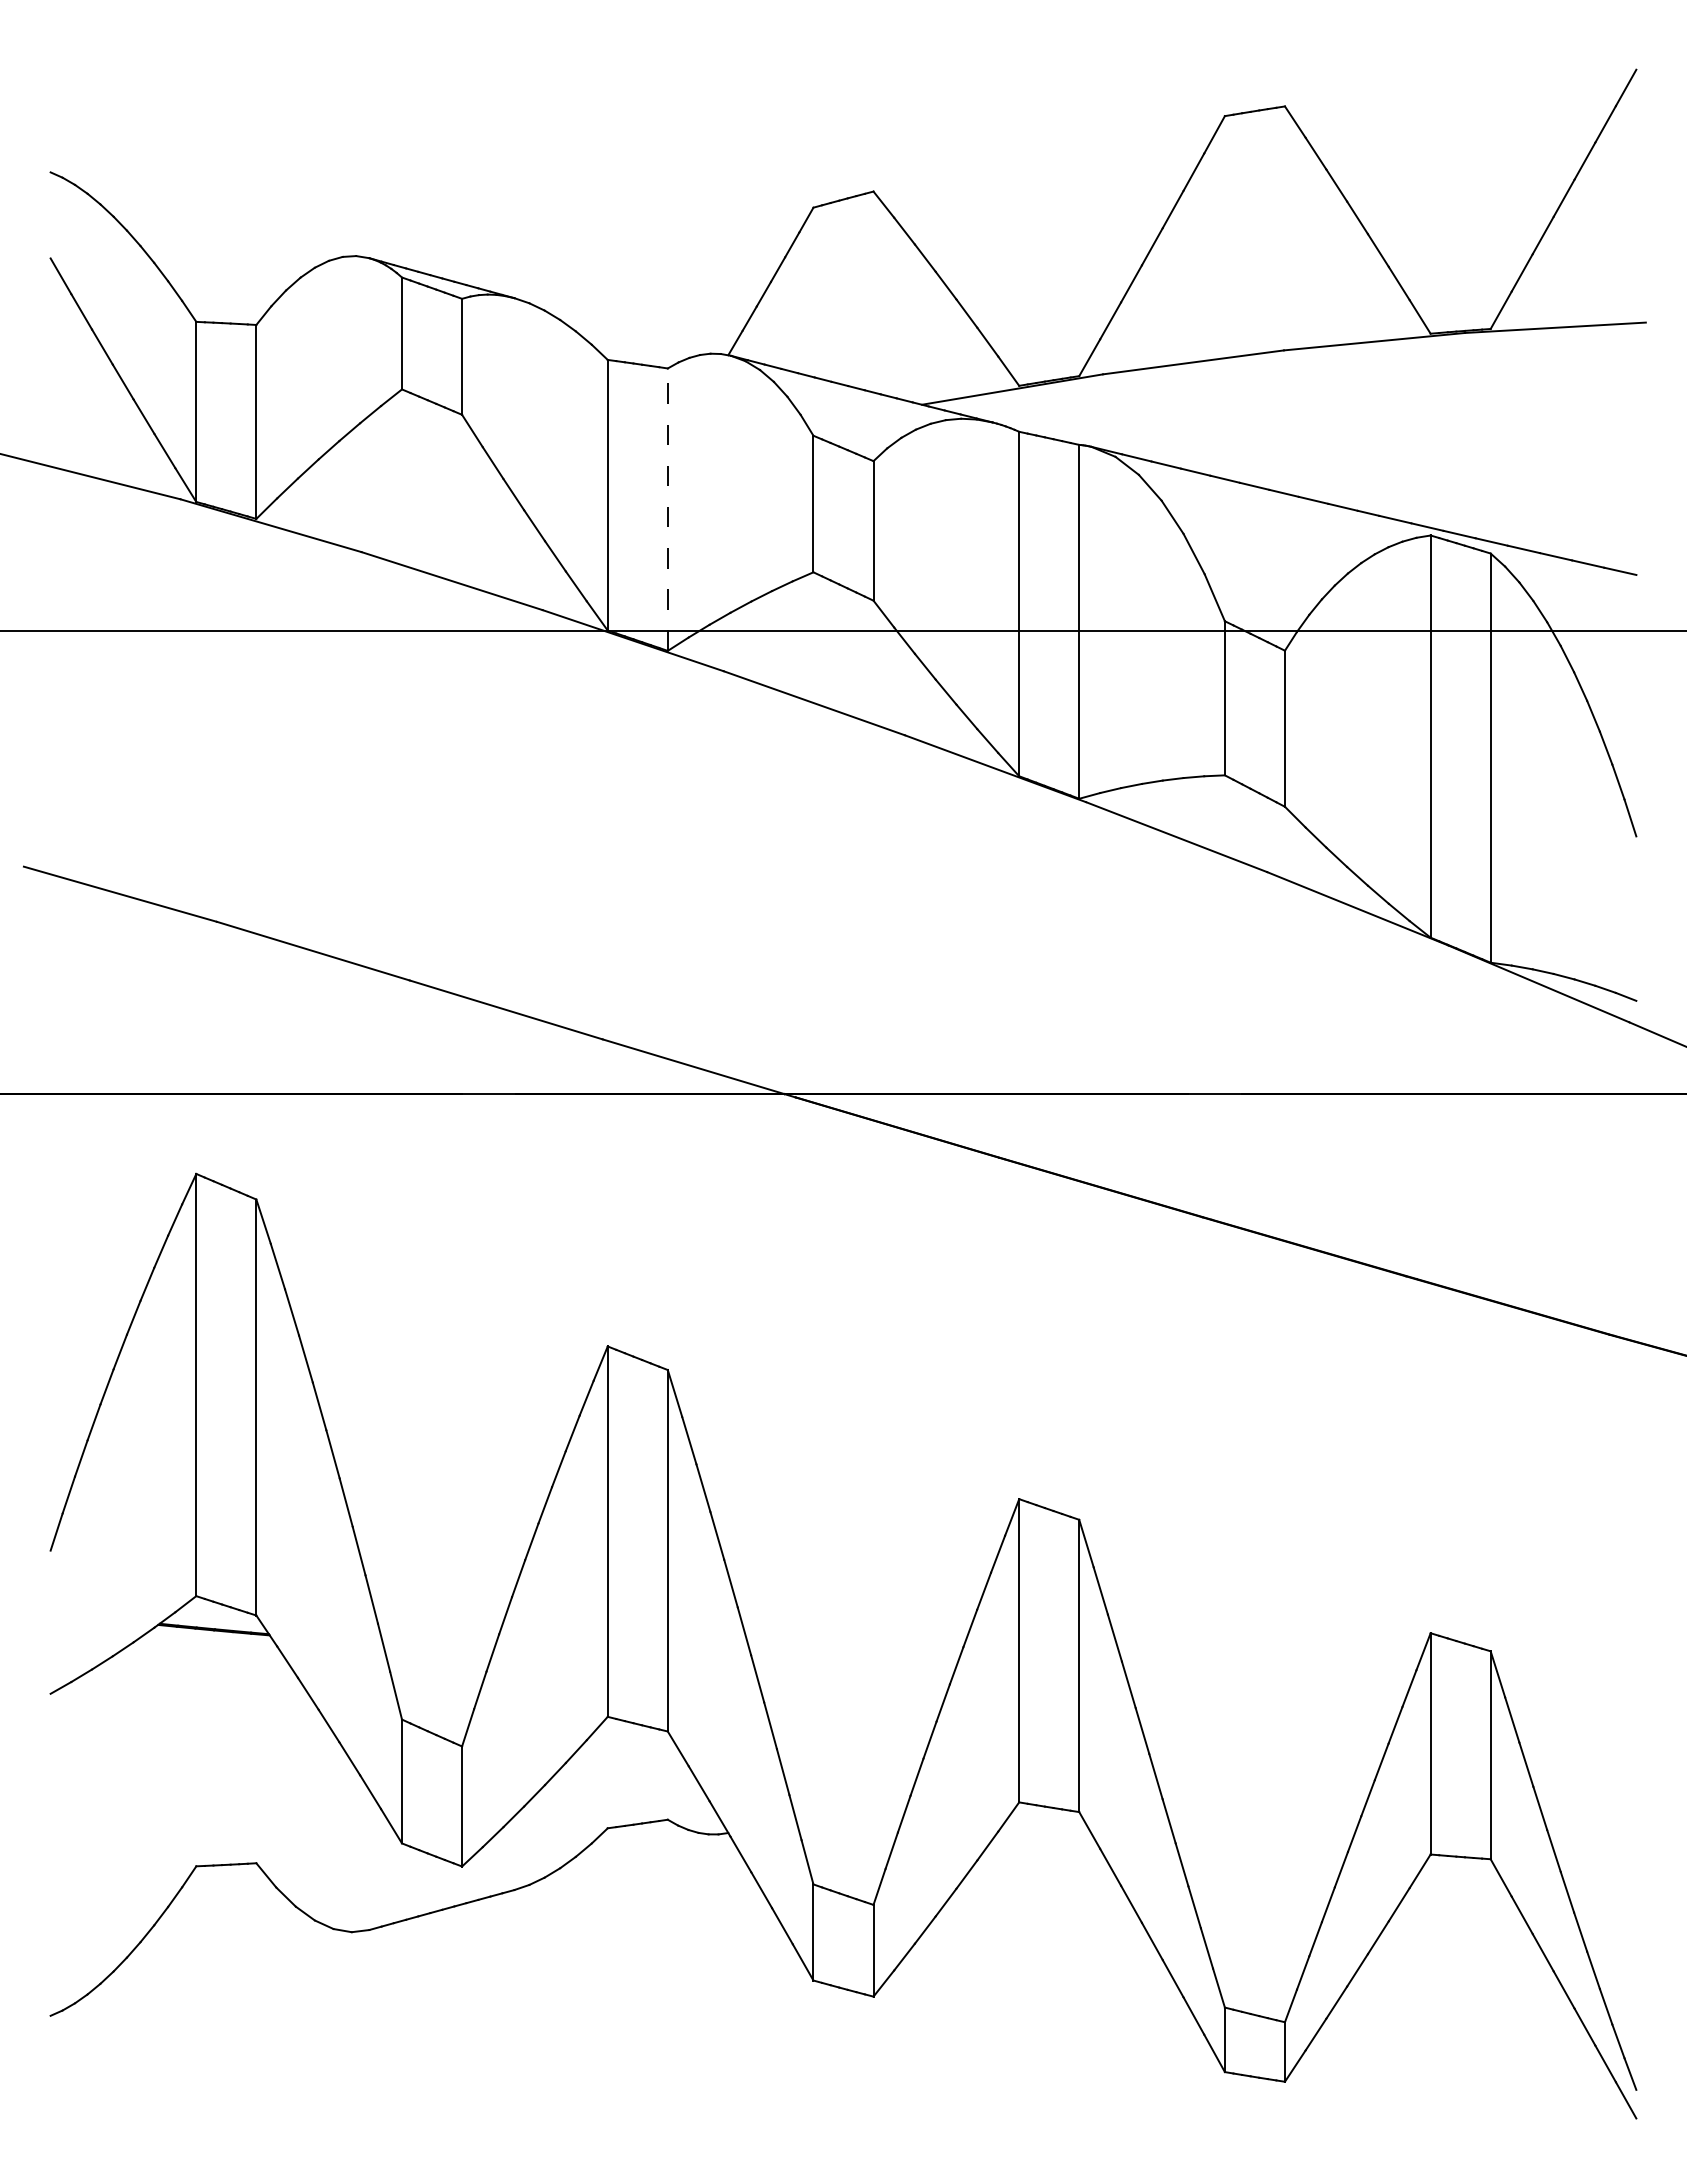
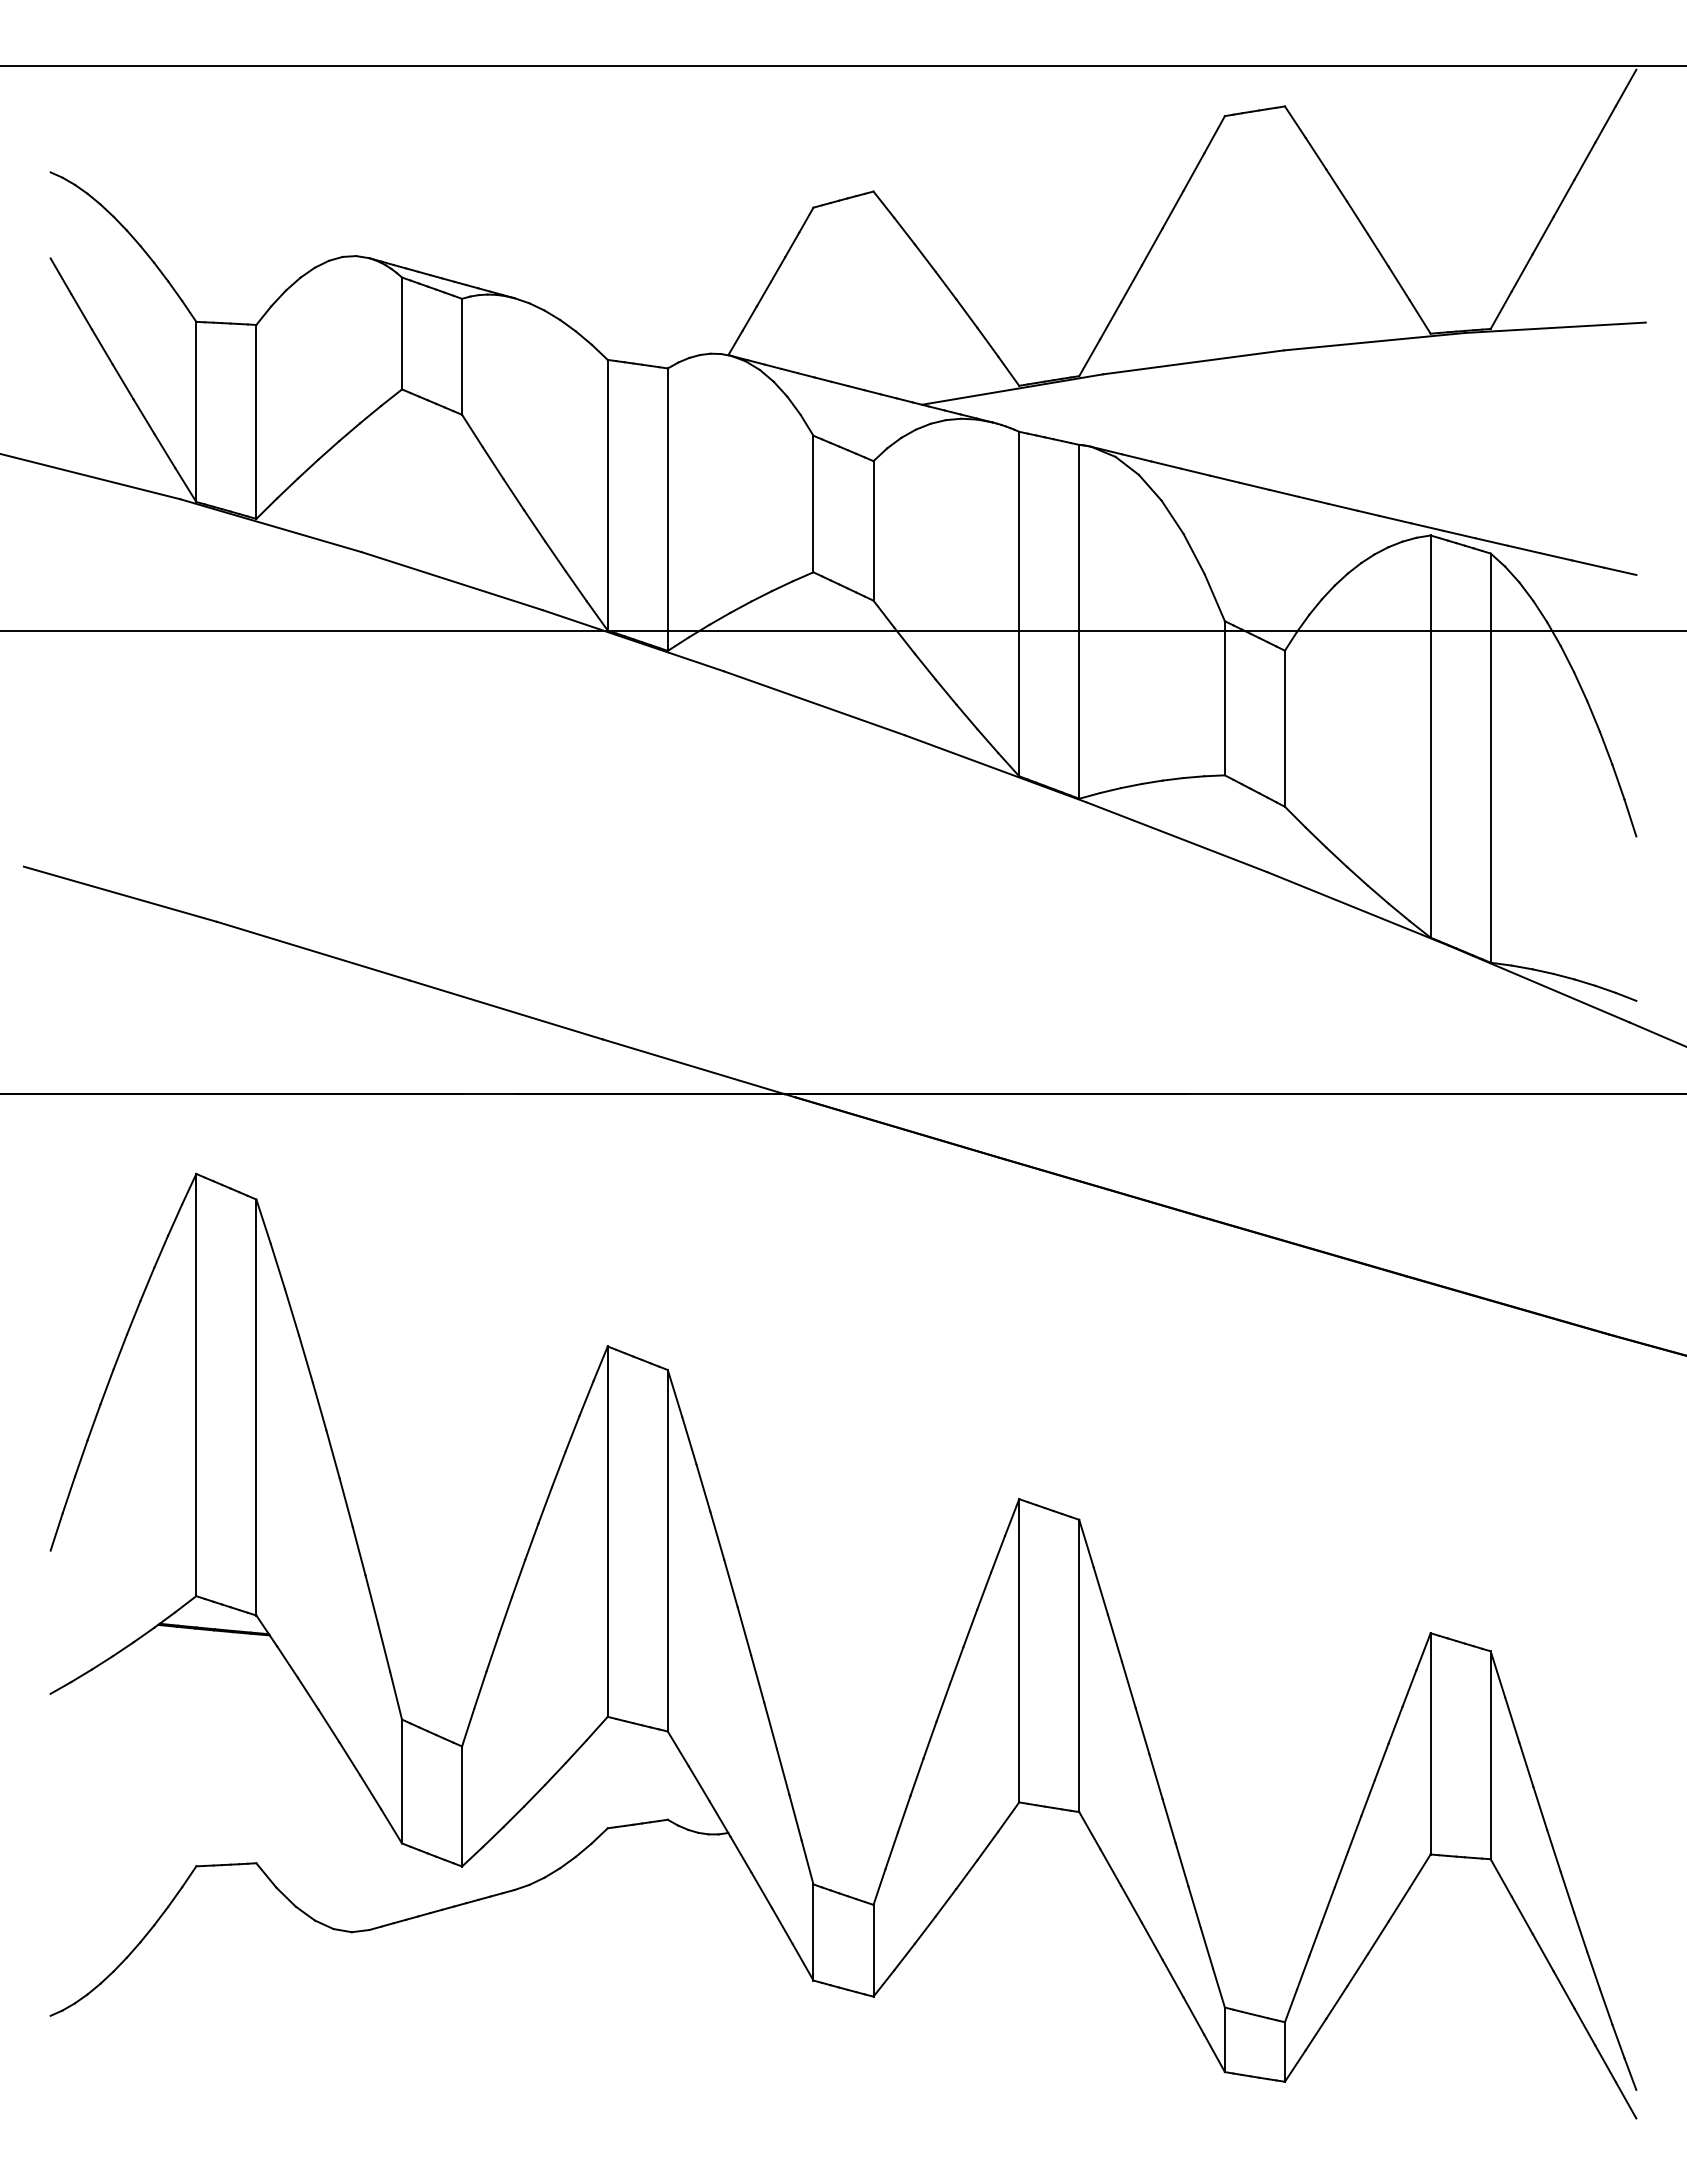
line: none -> present (842, 65)
line: dashed -> solid (667, 509)
